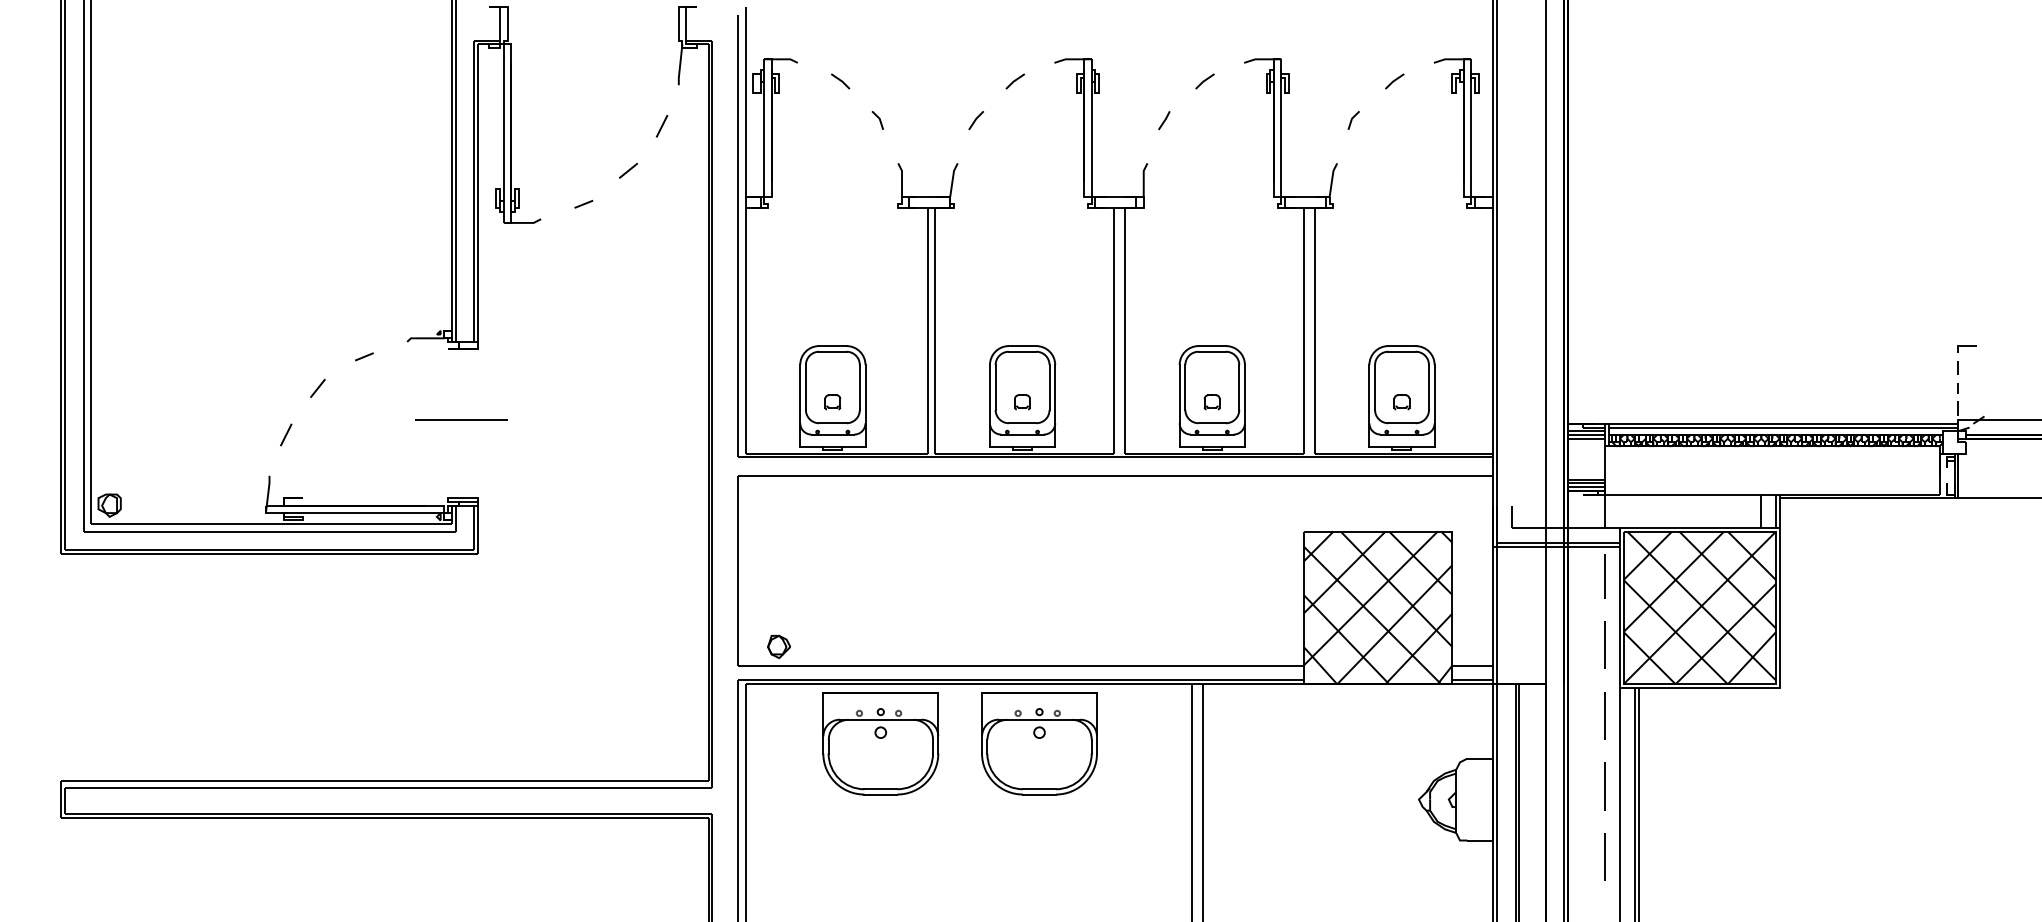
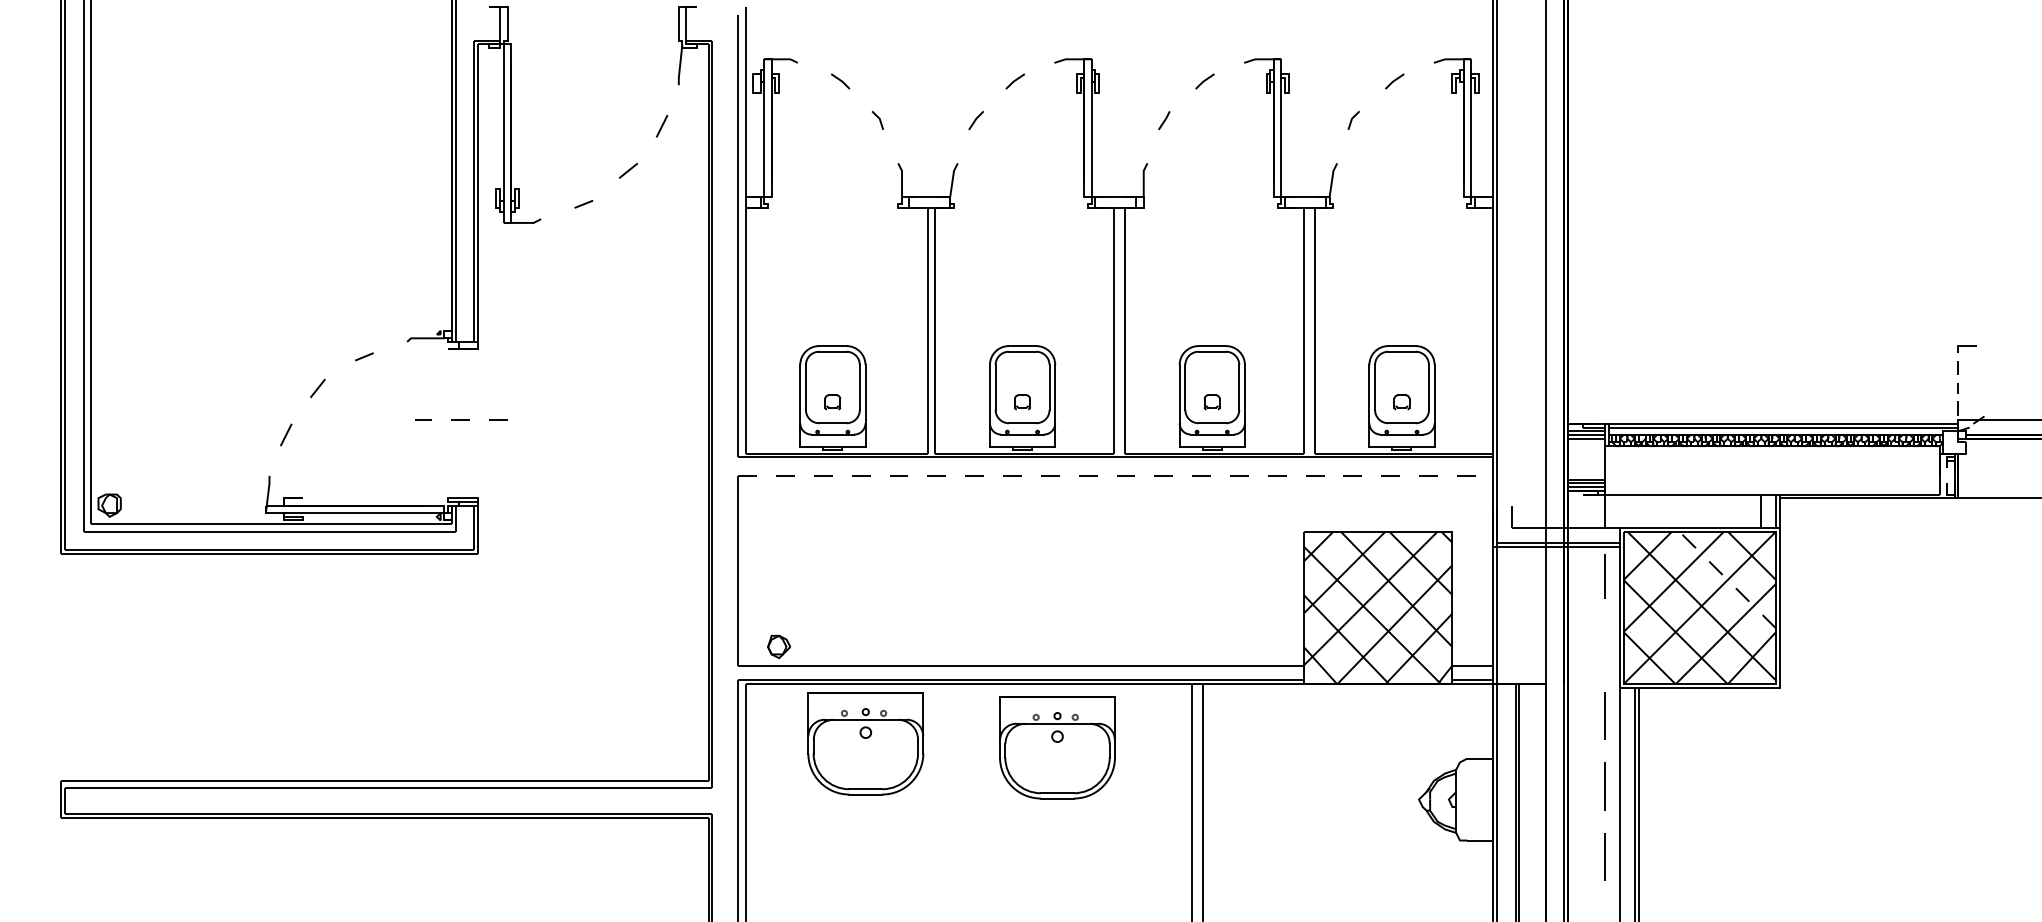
line: solid -> dashed (461, 420)
line: solid -> dashed (1115, 475)
line: solid -> dashed (1727, 579)
line: present -> none (1604, 644)
part position: (880, 743) -> (865, 743) (865, 743)
part position: (1039, 743) -> (1057, 747) (1057, 747)
